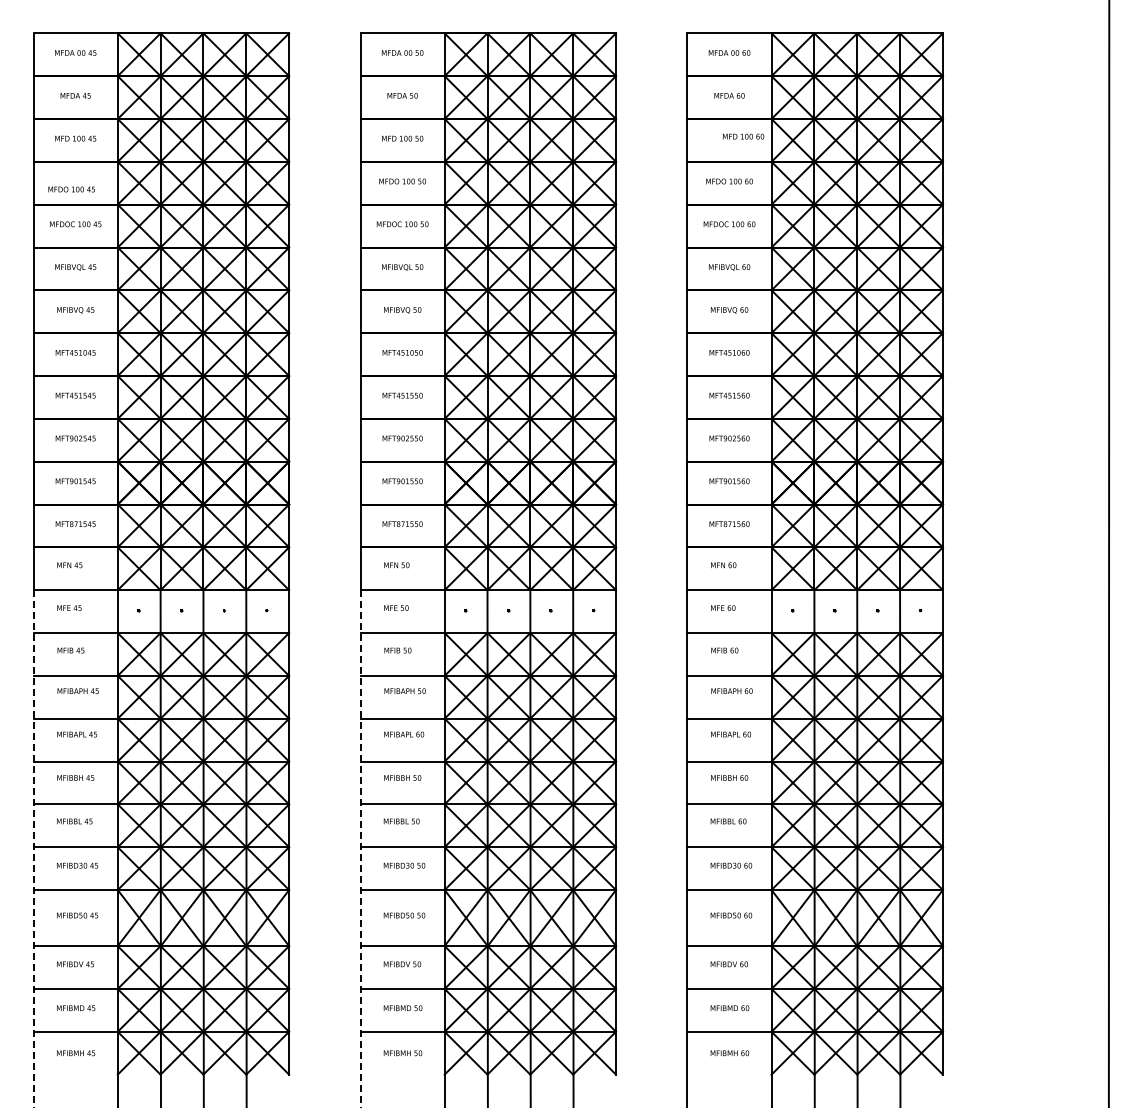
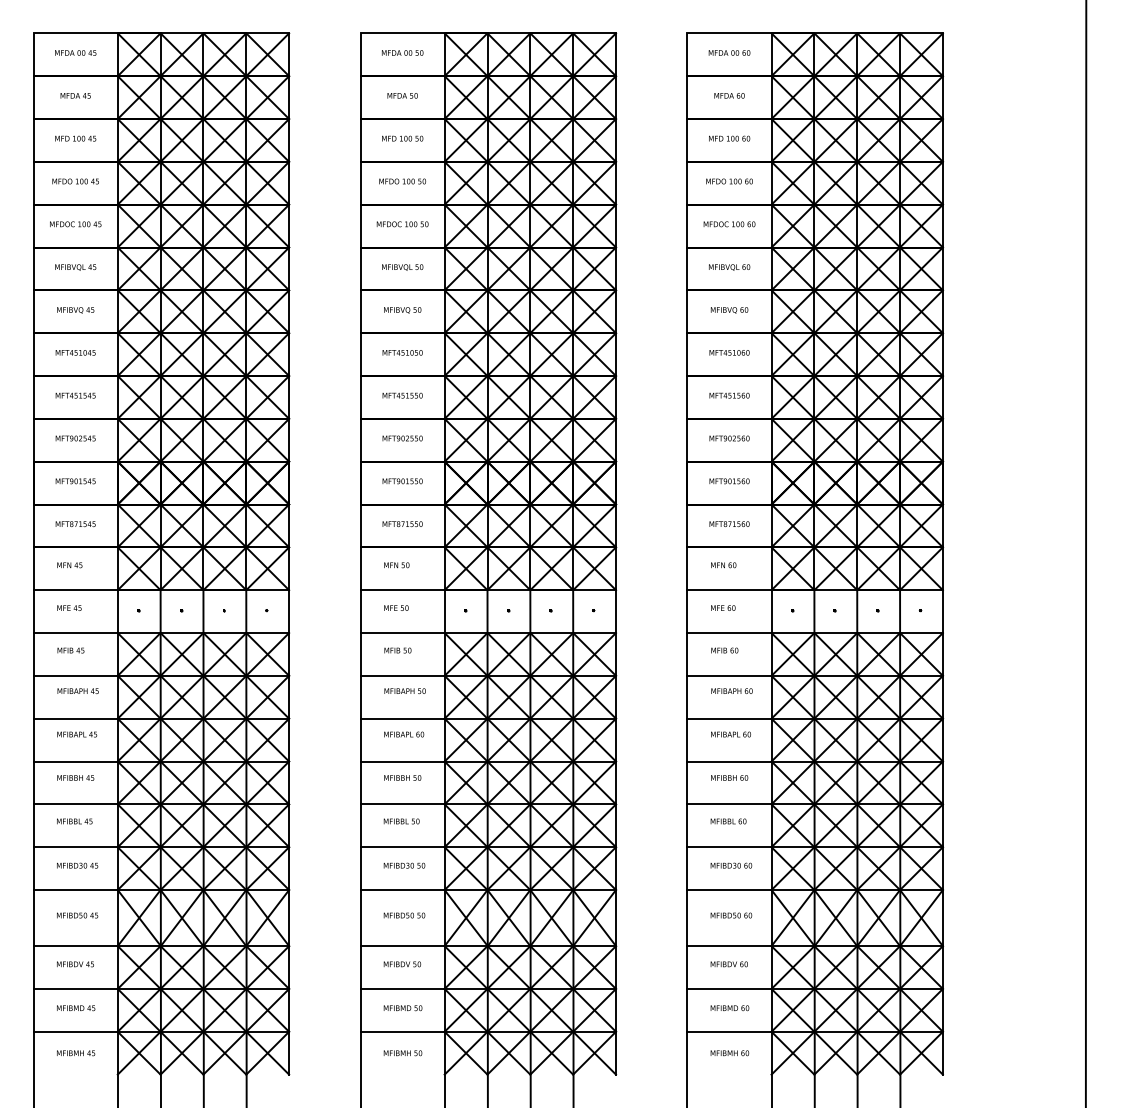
text position: (743, 136) -> (729, 138) (729, 138)
text position: (71, 189) -> (75, 181) (75, 181)
line position: (1108, 553) -> (1085, 553) (1085, 553)
line: dashed -> solid (33, 849)
line: dashed -> solid (360, 849)
